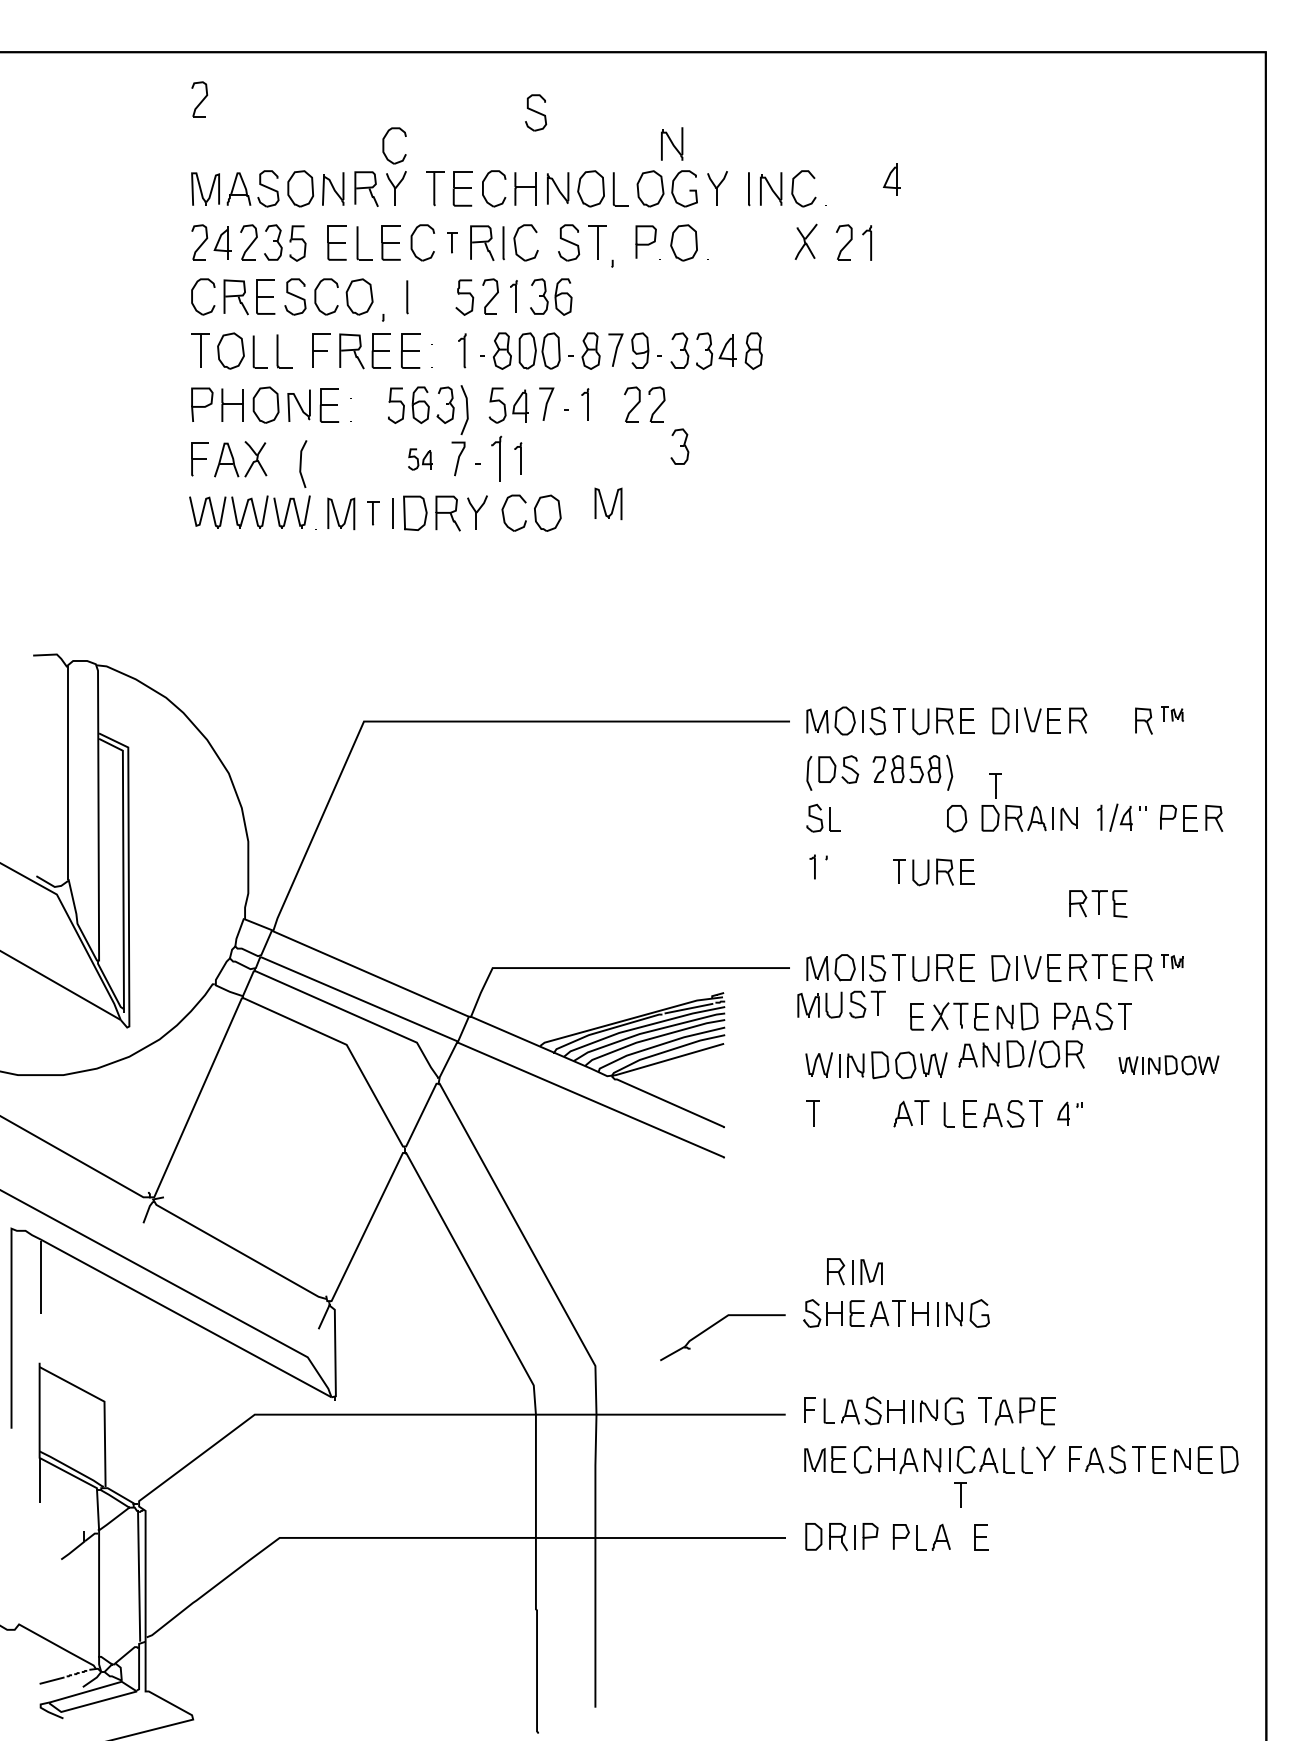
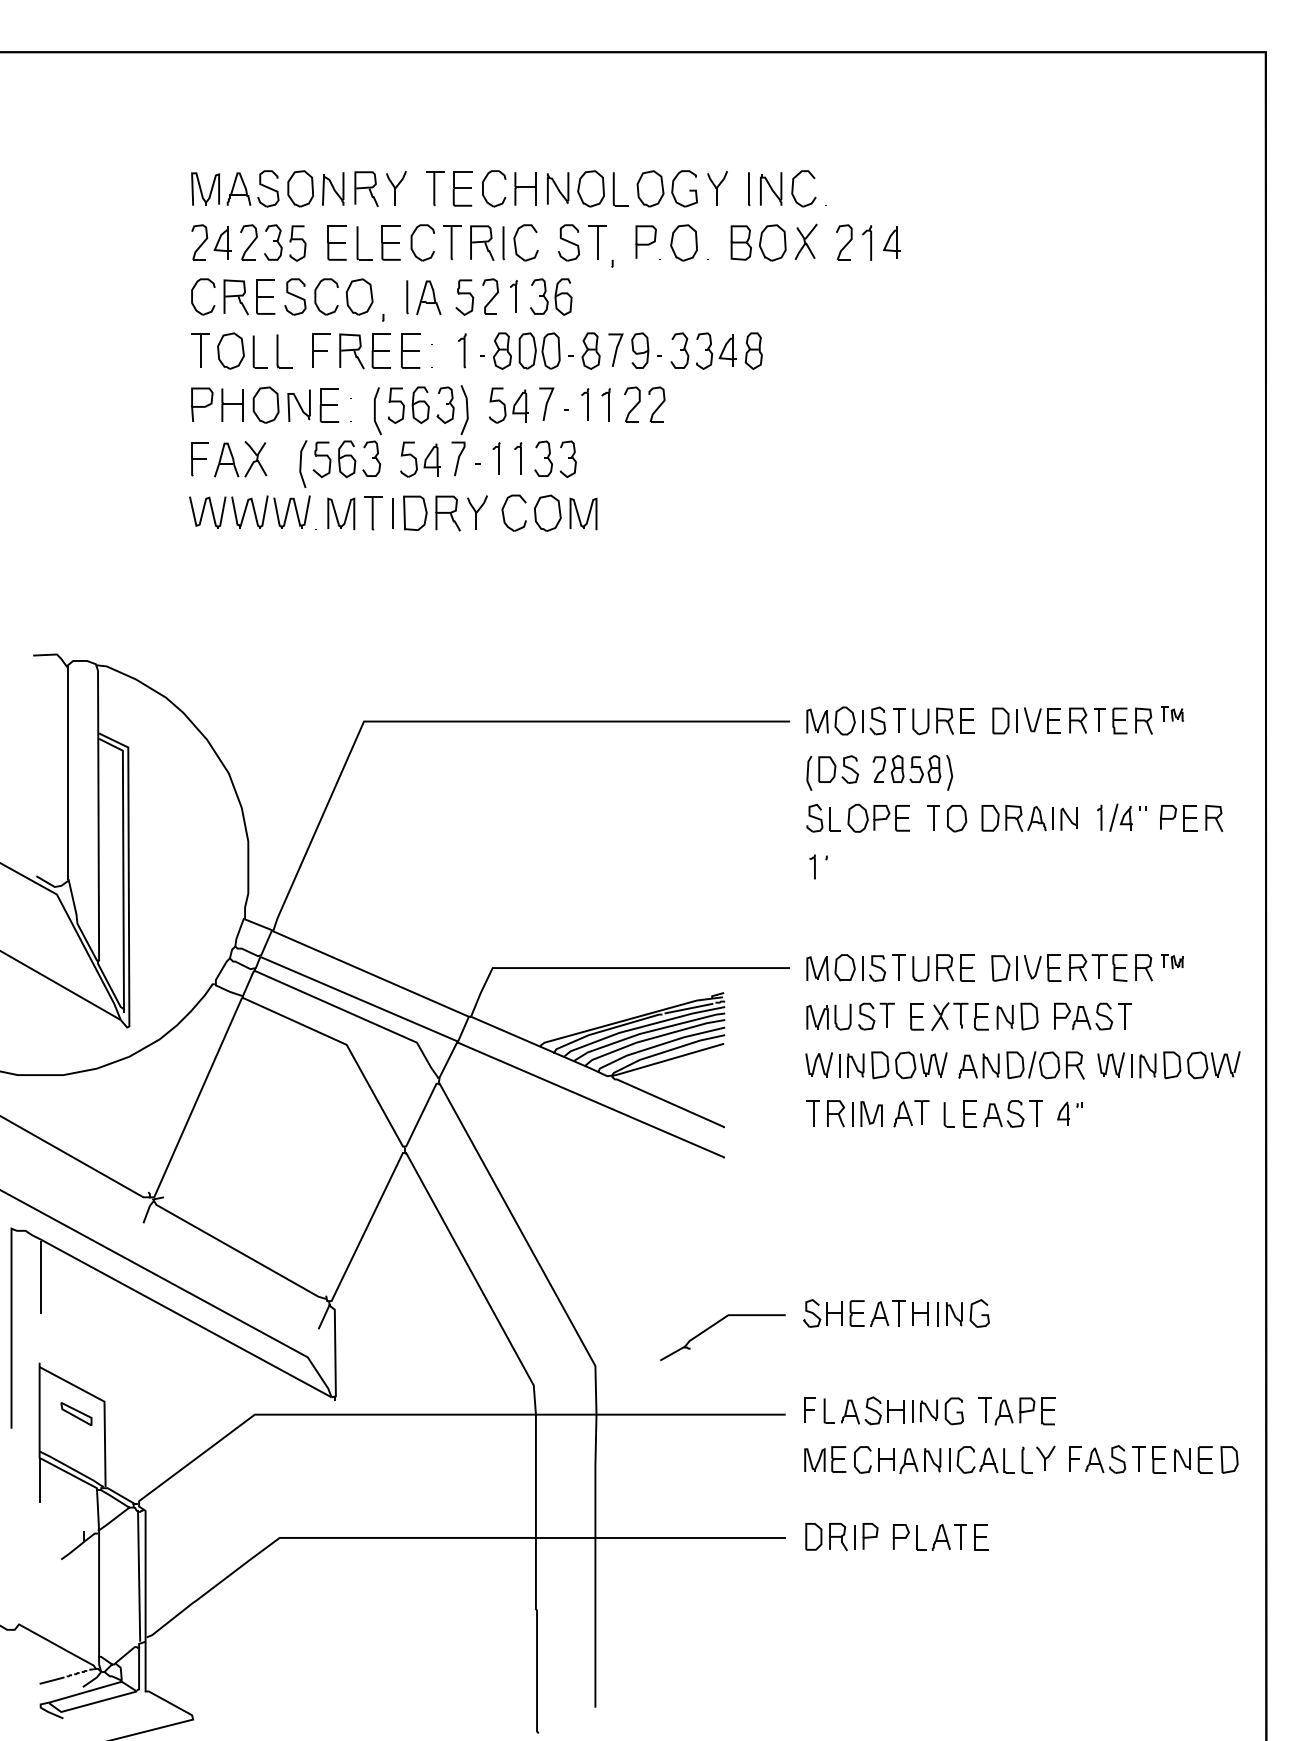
part: present -> none (199, 99)
part: present -> none (536, 112)
part: present -> none (672, 143)
part: present -> none (384, 145)
part position: (891, 179) -> (891, 242) (891, 242)
part size: 11x22 px -> 19x36 px (452, 242)
part: none -> present (758, 242)
part: none -> present (428, 297)
part: none -> present (605, 404)
part: none -> present (346, 440)
part: present -> none (679, 446)
part size: 12x47 px -> 9x33 px (496, 458)
part size: 25x23 px -> 41x37 px (420, 459)
part: none -> present (555, 459)
part position: (608, 503) -> (583, 513) (583, 513)
part size: 13x25 px -> 19x35 px (373, 513)
part: none -> present (1110, 720)
part position: (995, 785) -> (933, 817) (933, 817)
part: none -> present (878, 817)
part: present -> none (933, 872)
part: present -> none (1098, 903)
part position: (841, 1004) -> (850, 1016) (850, 1016)
part position: (1021, 1054) -> (1021, 1065) (1021, 1065)
part size: 102x21 px -> 144x29 px (1168, 1065)
part position: (854, 1271) -> (854, 1113) (854, 1113)
part: none -> present (76, 1413)
part position: (960, 1494) -> (960, 1536) (960, 1536)
